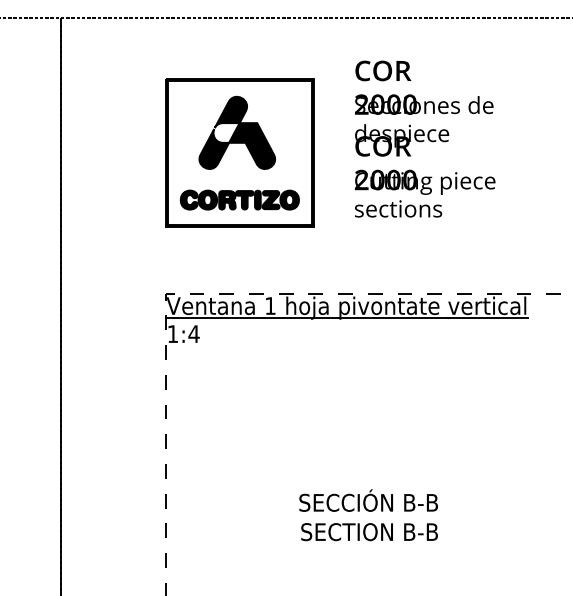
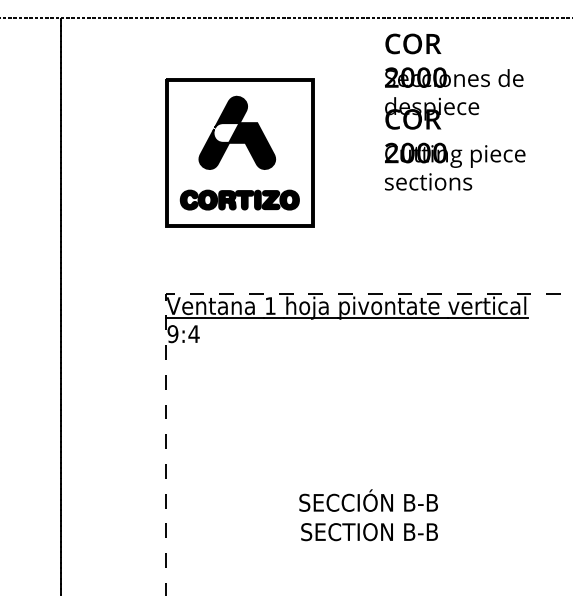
text position: (425, 138) -> (455, 111) (455, 111)
text: 1:4 -> 9:4 (172, 334)
